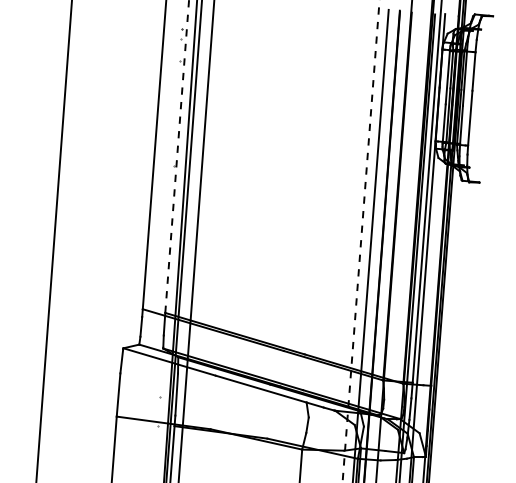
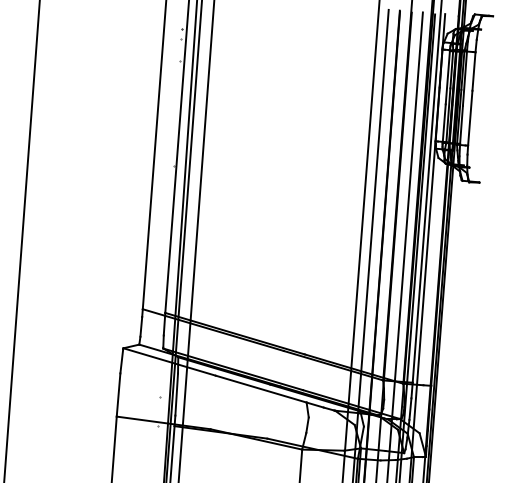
line: dashed -> solid (177, 156)
line position: (53, 240) -> (21, 240) (21, 240)
line: dashed -> solid (361, 240)
line: none -> present (404, 245)
